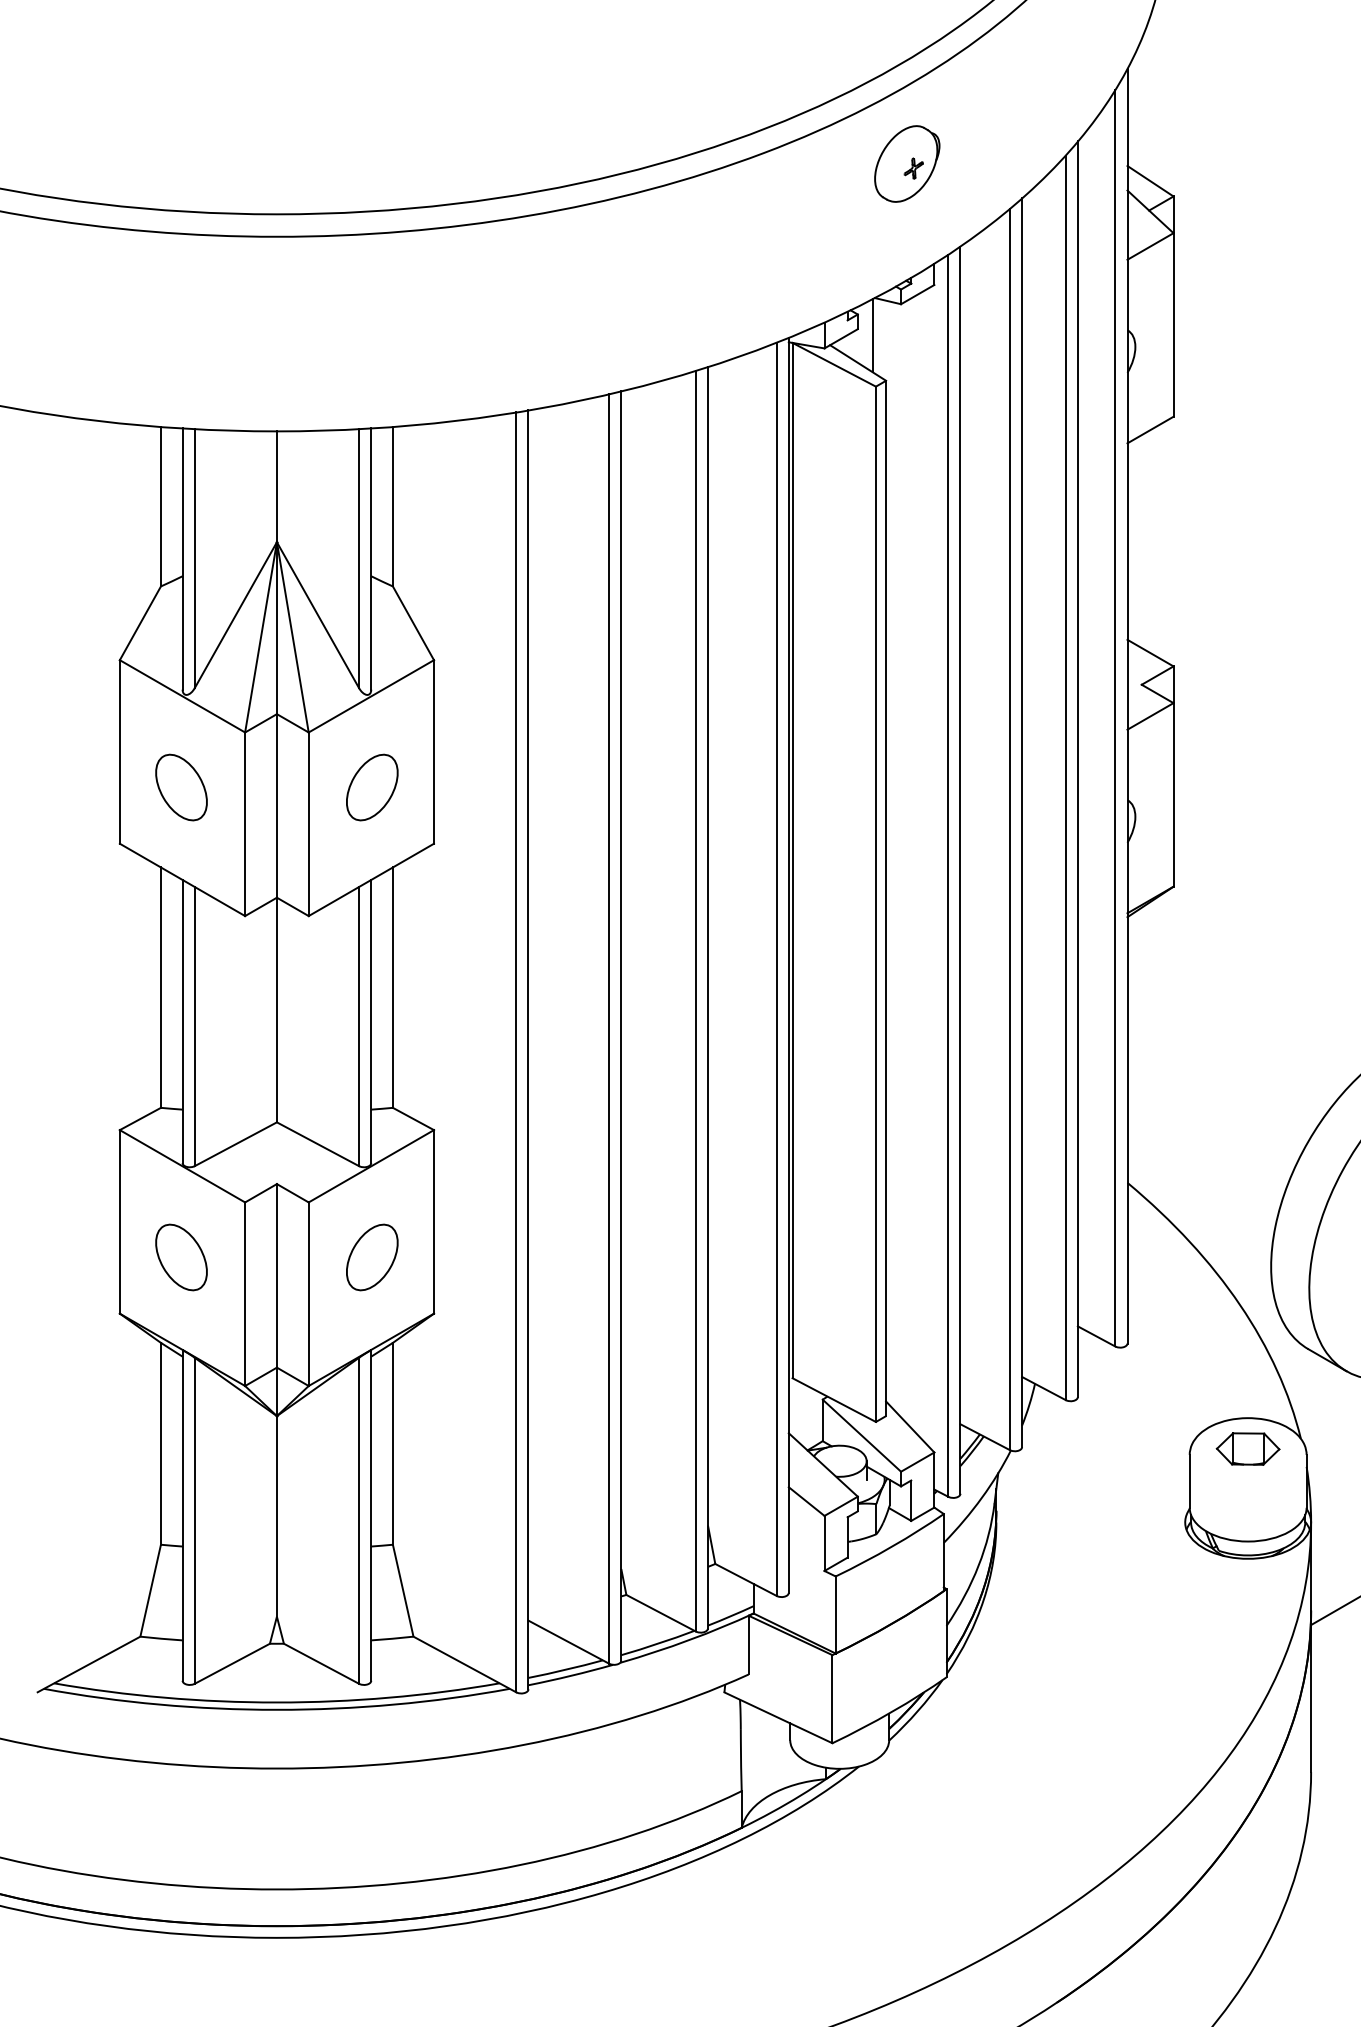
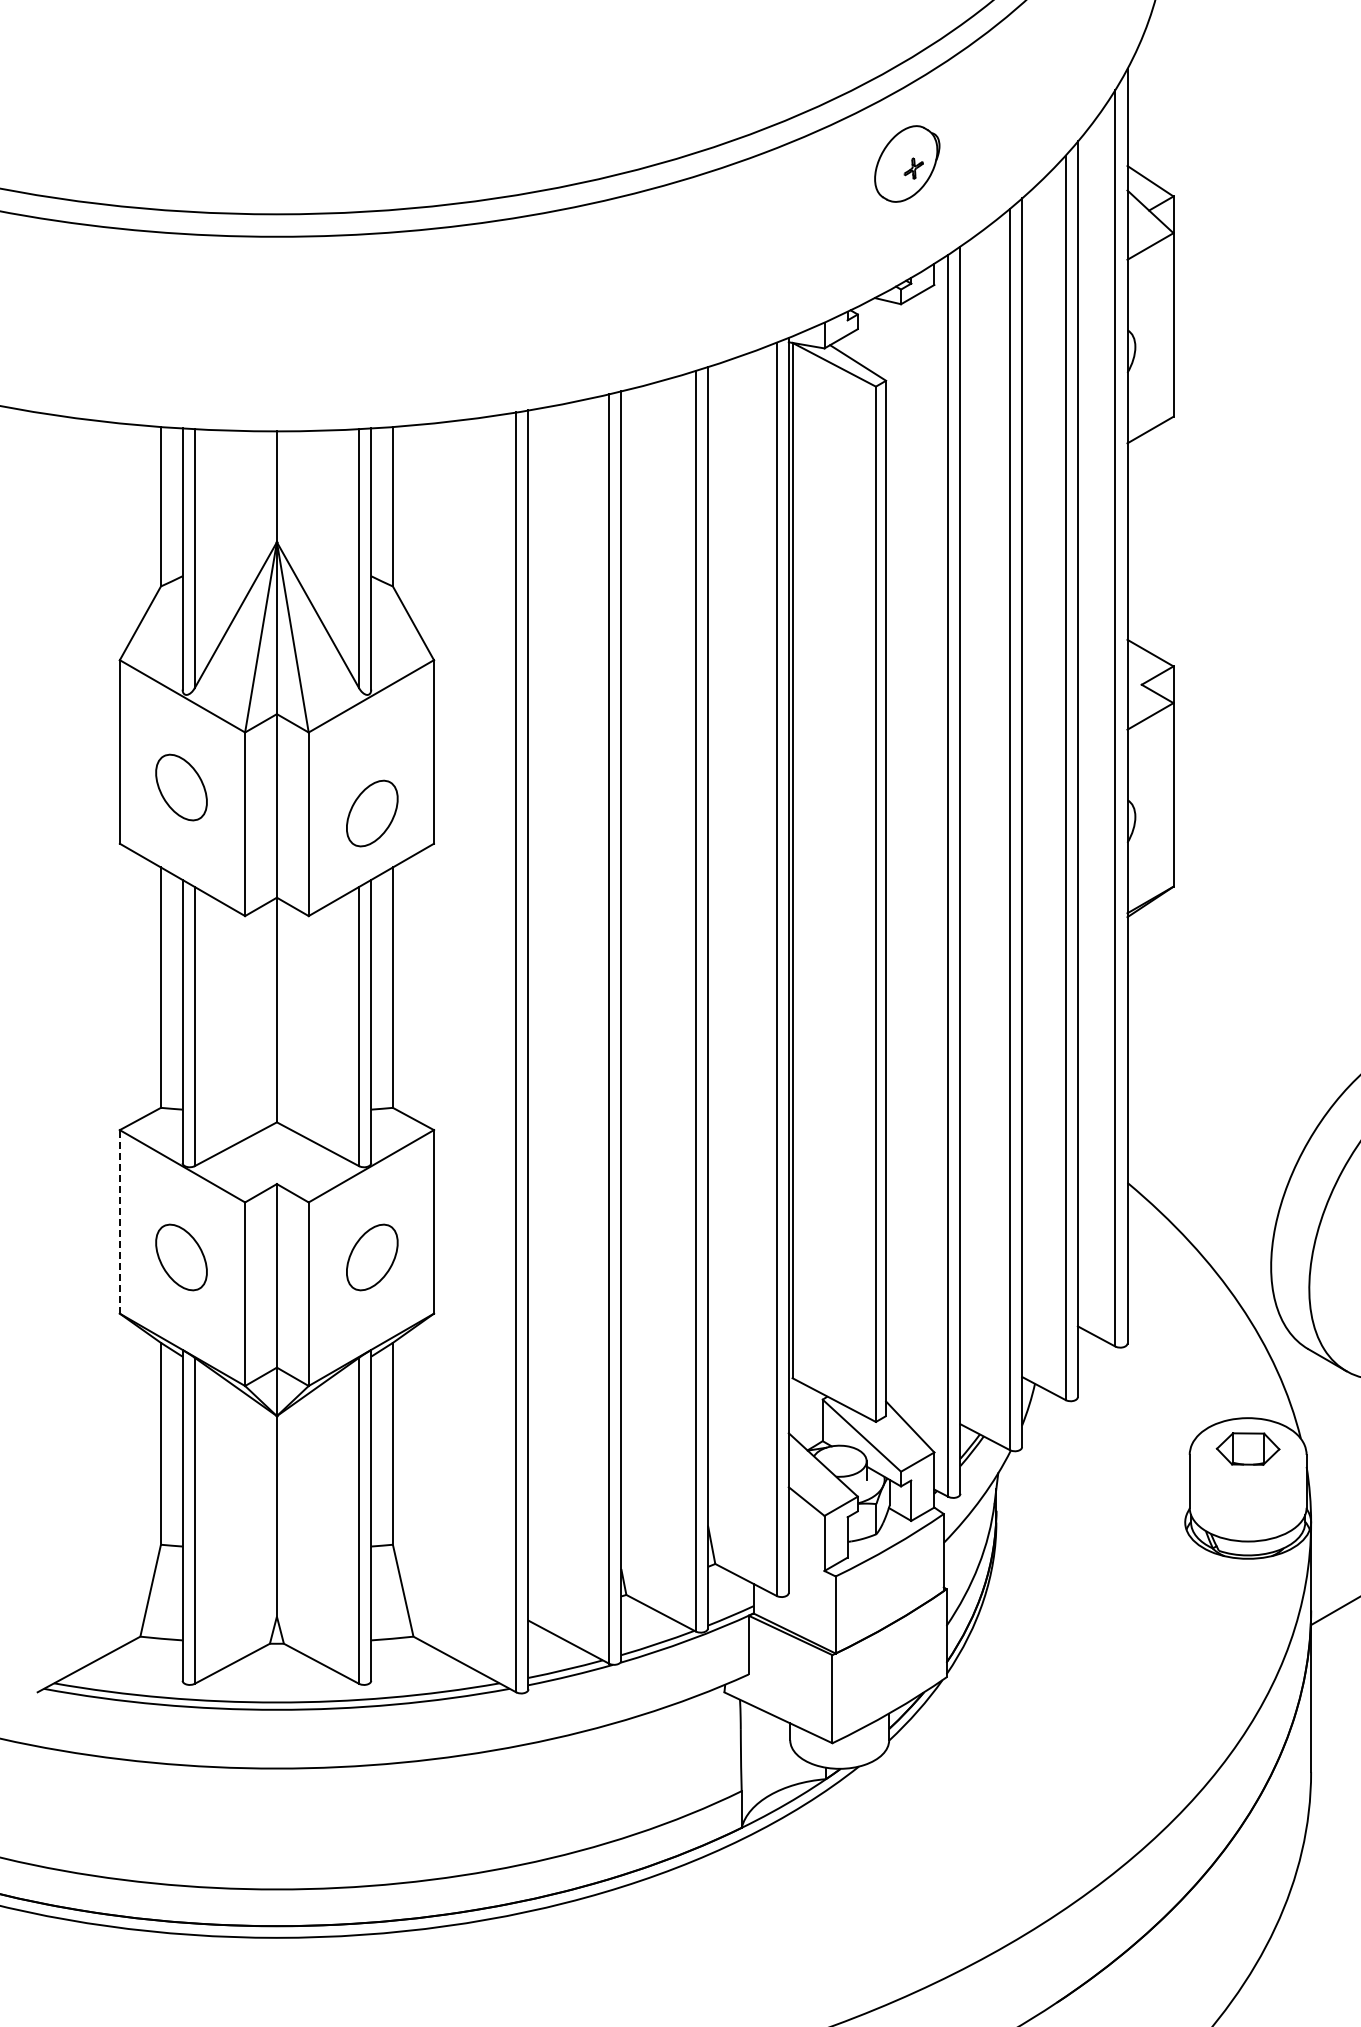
line: present -> none (872, 335)
part position: (372, 787) -> (372, 813) (372, 813)
line: solid -> dashed (119, 1221)
